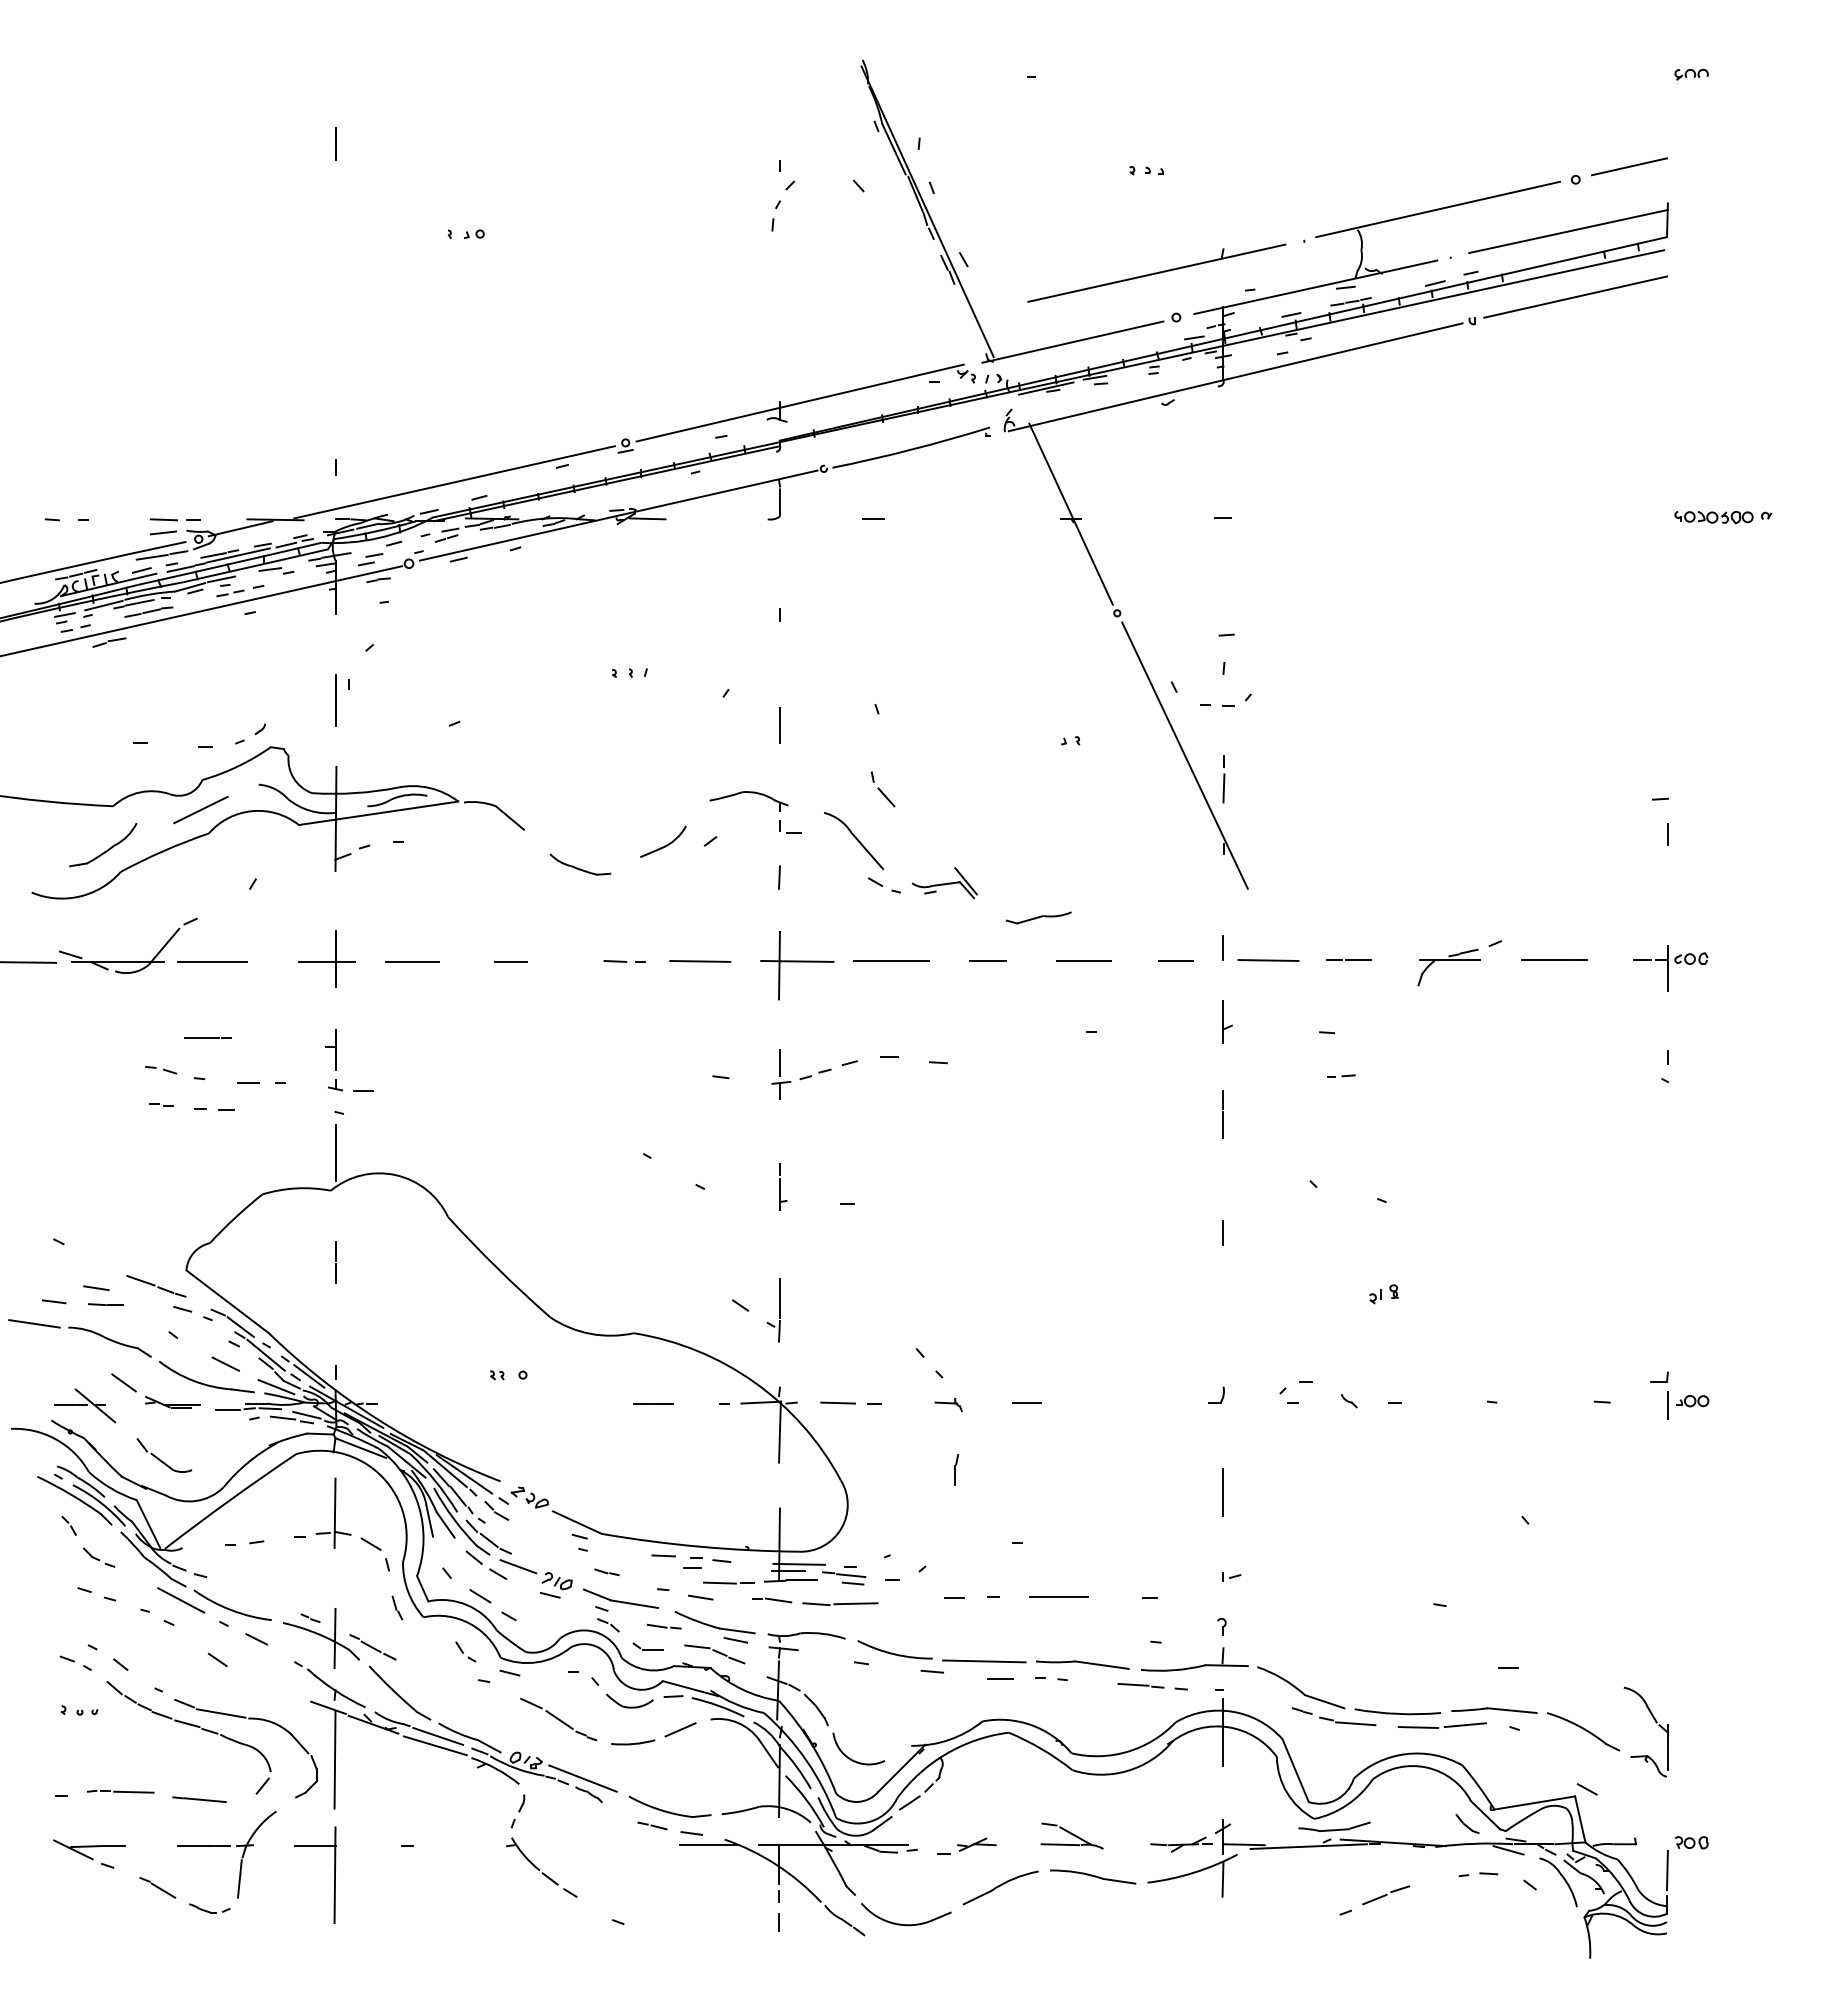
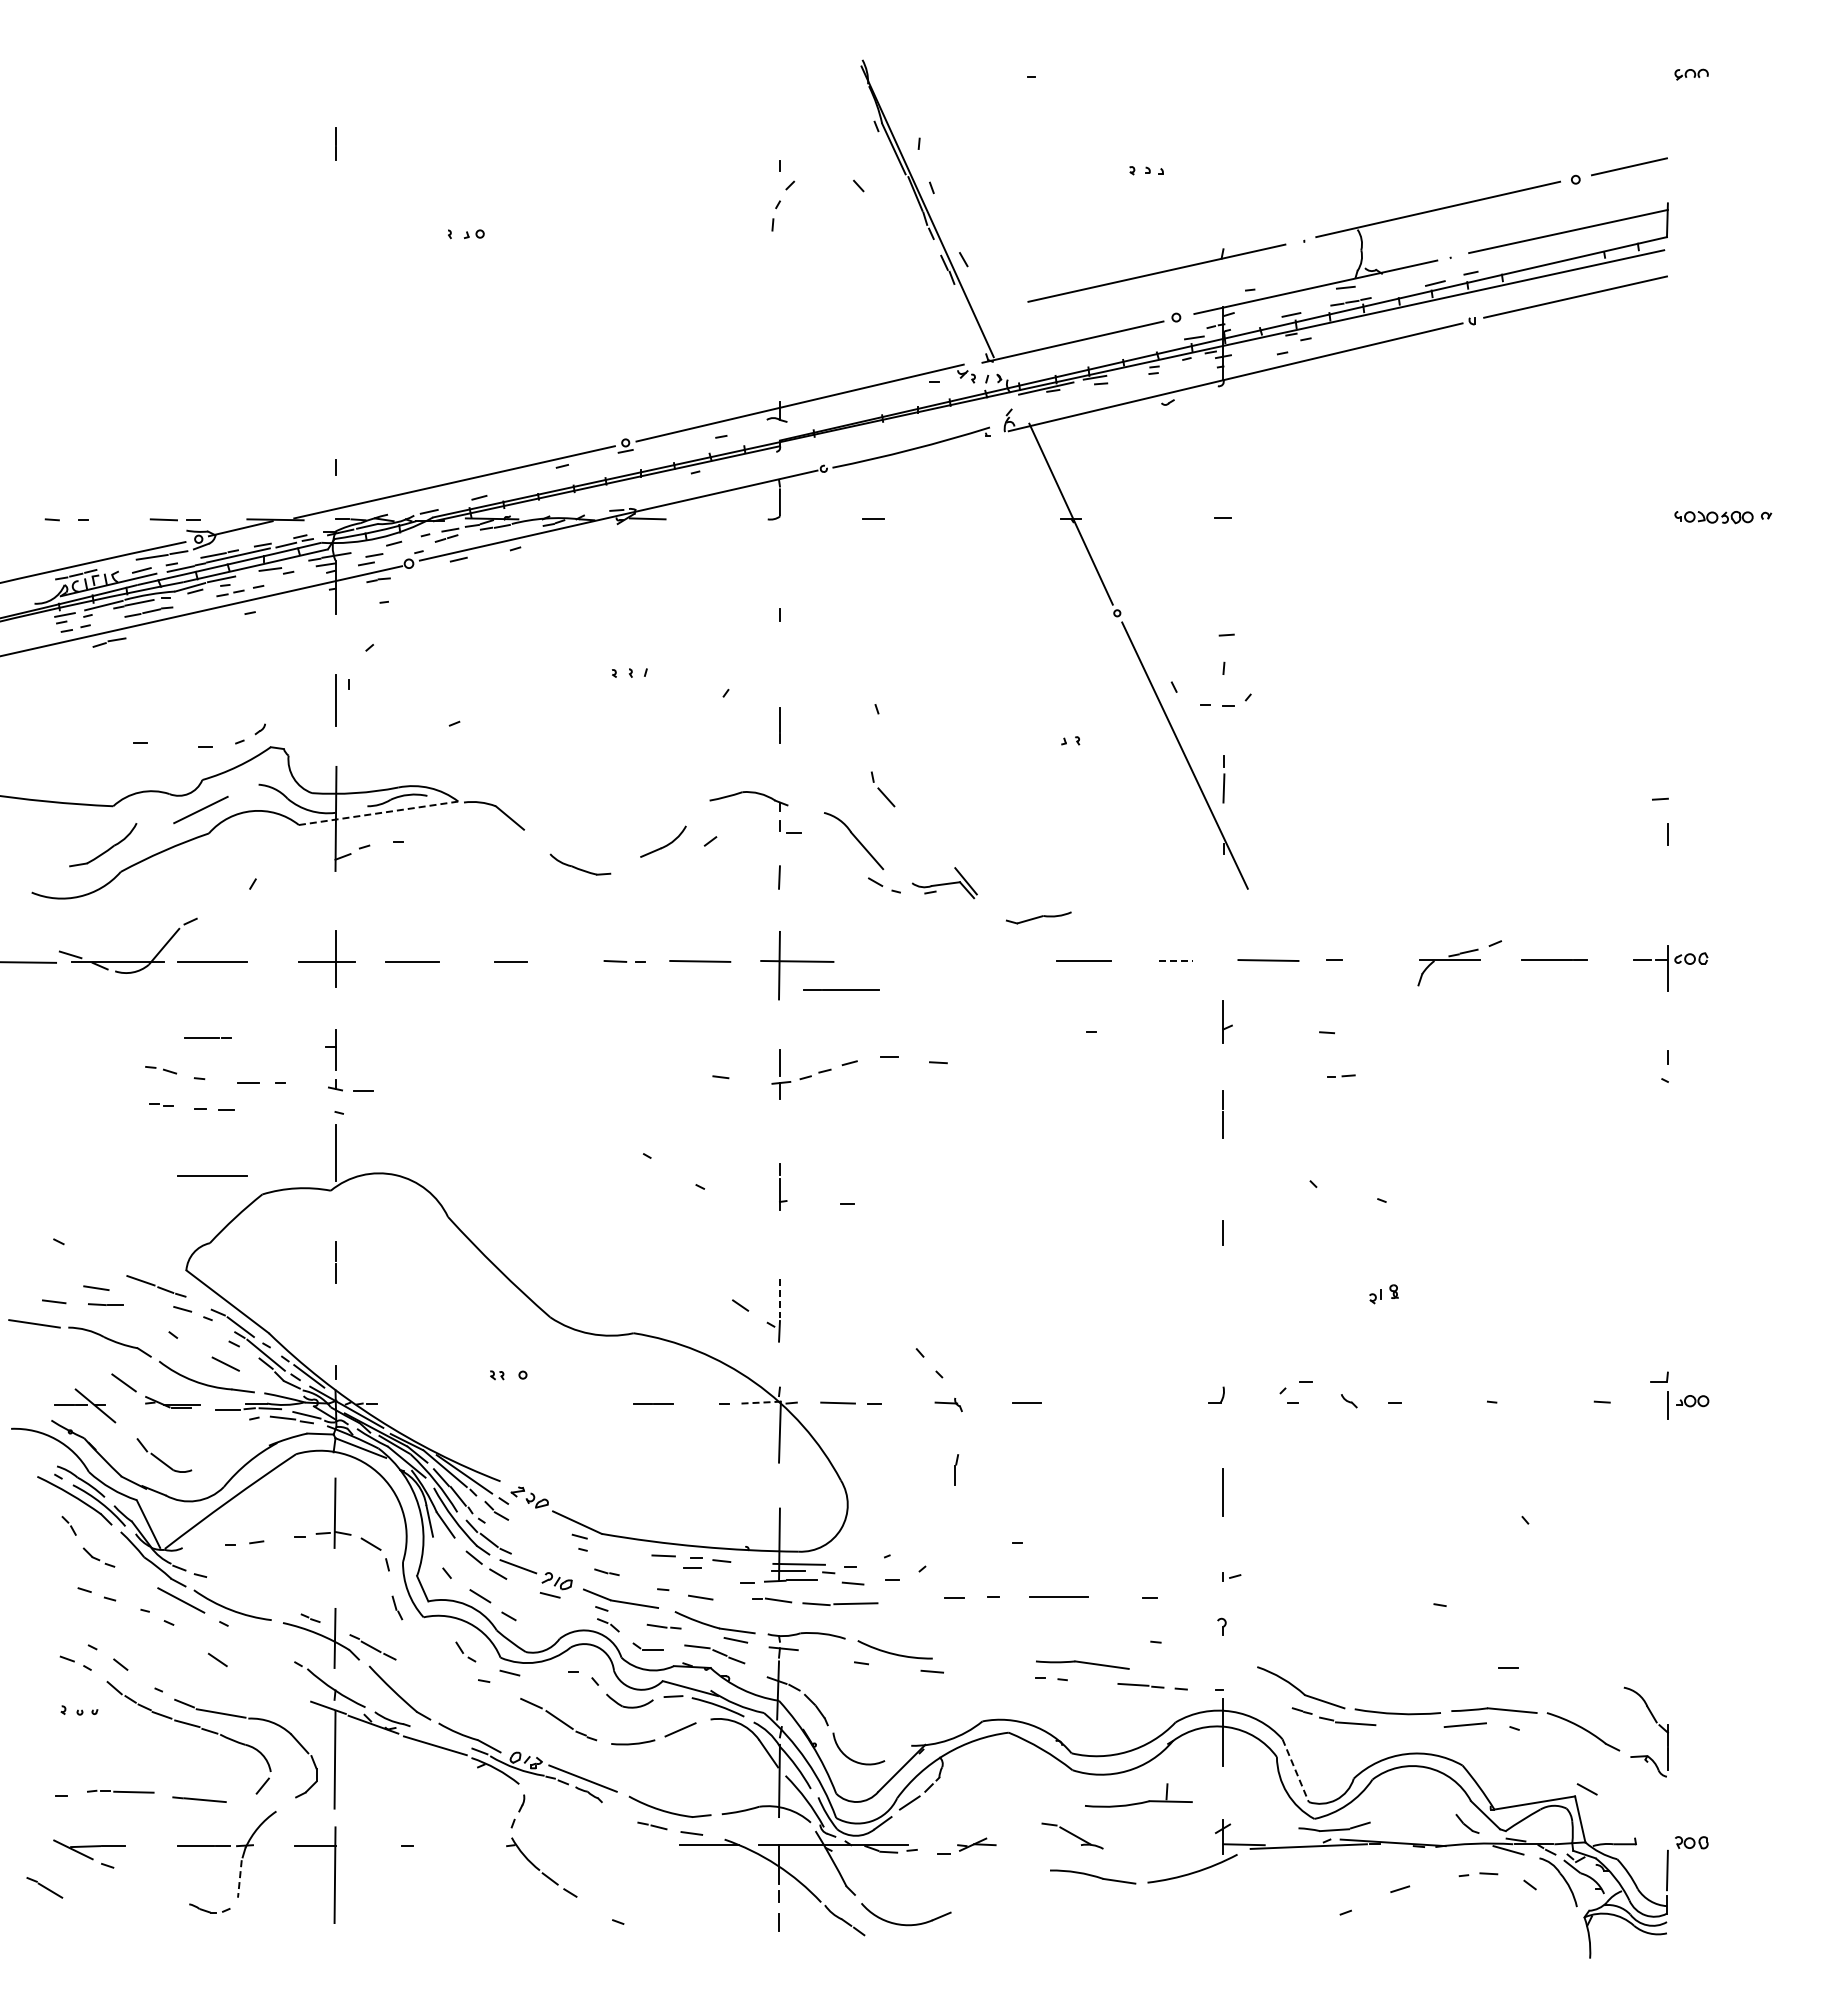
line: present -> none (163, 532)
line: solid -> dashed (378, 813)
line: present -> none (1223, 947)
line position: (891, 960) -> (841, 989) (841, 989)
line: present -> none (987, 960)
line: solid -> dashed (1176, 960)
line: present -> none (1358, 960)
line: none -> present (212, 1175)
line: solid -> dashed (779, 1298)
line: present -> none (276, 1387)
line: solid -> dashed (761, 1402)
line: present -> none (851, 1575)
line: present -> none (719, 1582)
line: present -> none (256, 1639)
line: present -> none (984, 1661)
part position: (1194, 1666) -> (1138, 1802) (1138, 1802)
line: present -> none (1000, 1679)
line: present -> none (1418, 1727)
line: present -> none (438, 1735)
line: solid -> dashed (1295, 1771)
line: present -> none (1060, 1844)
part: present -> none (1181, 1844)
line: solid -> dashed (239, 1878)
line: present -> none (1222, 1879)
part position: (157, 1887) -> (44, 1887) (44, 1887)
part: present -> none (1000, 1887)
line: present -> none (1374, 1899)
